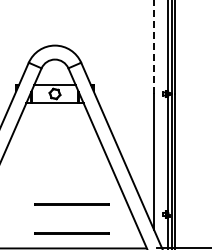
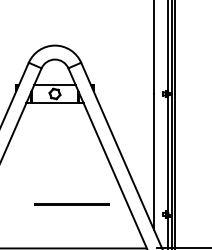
line: dashed -> solid (154, 47)
line: present -> none (71, 233)
